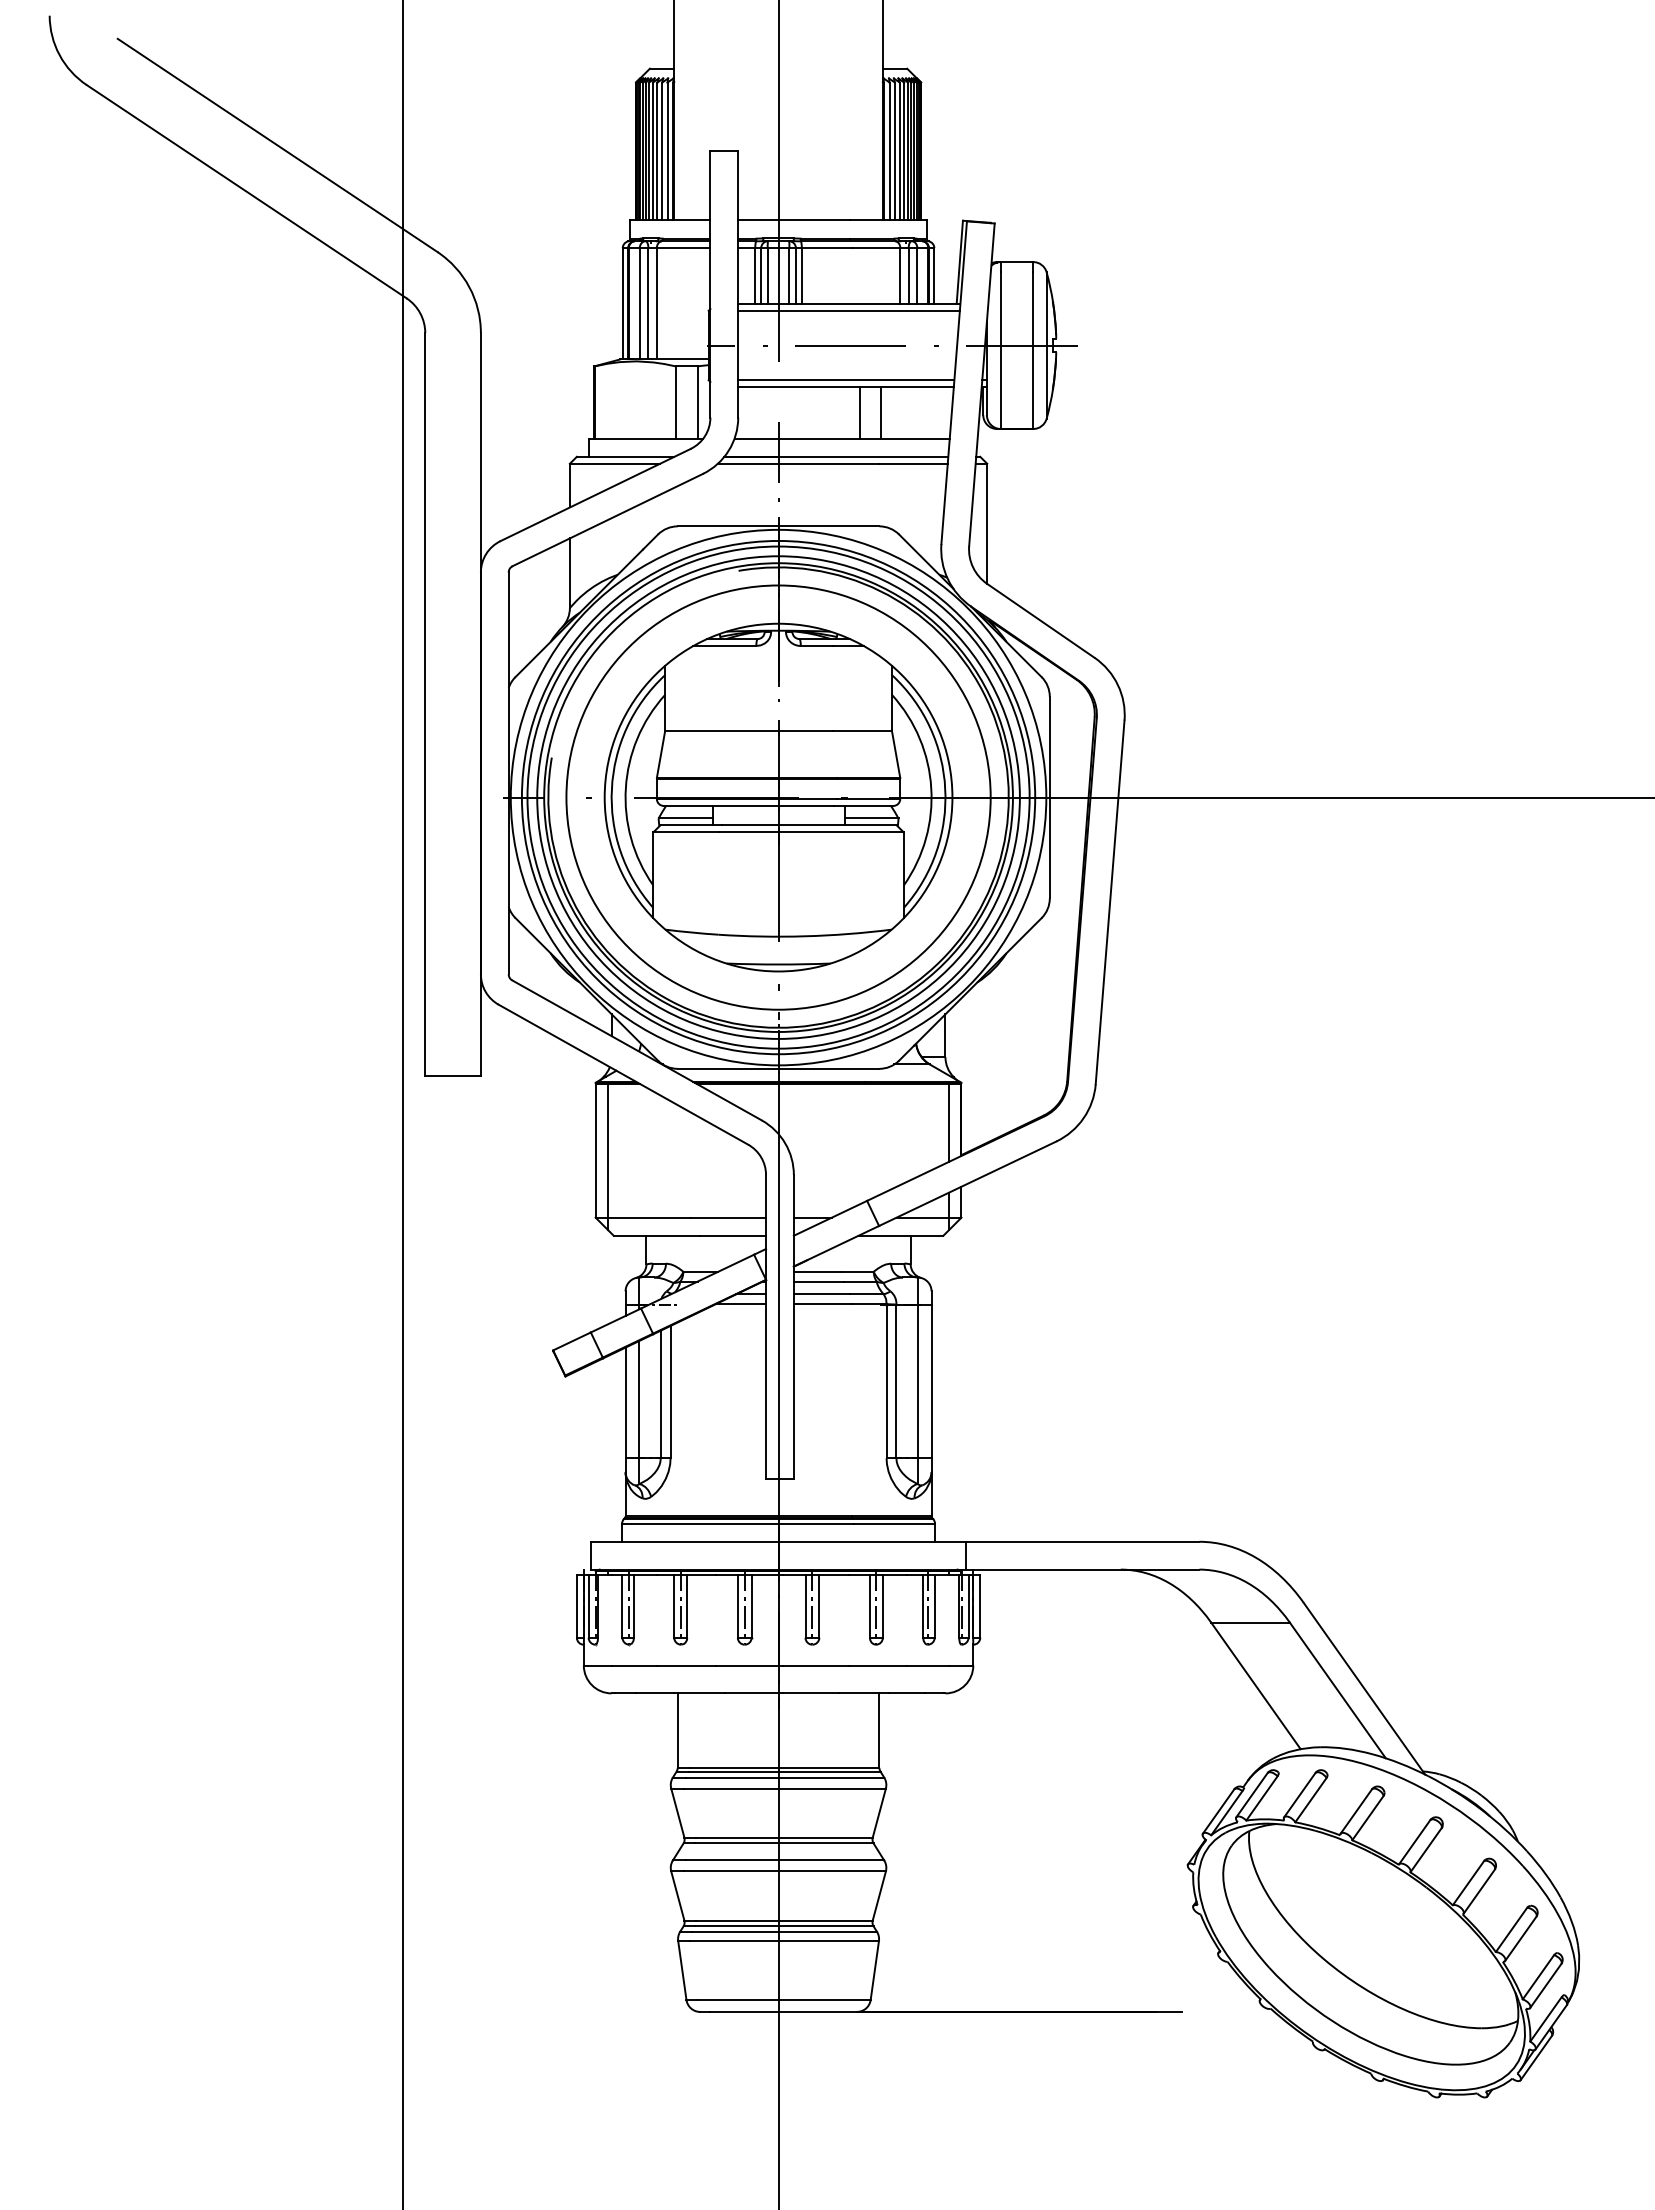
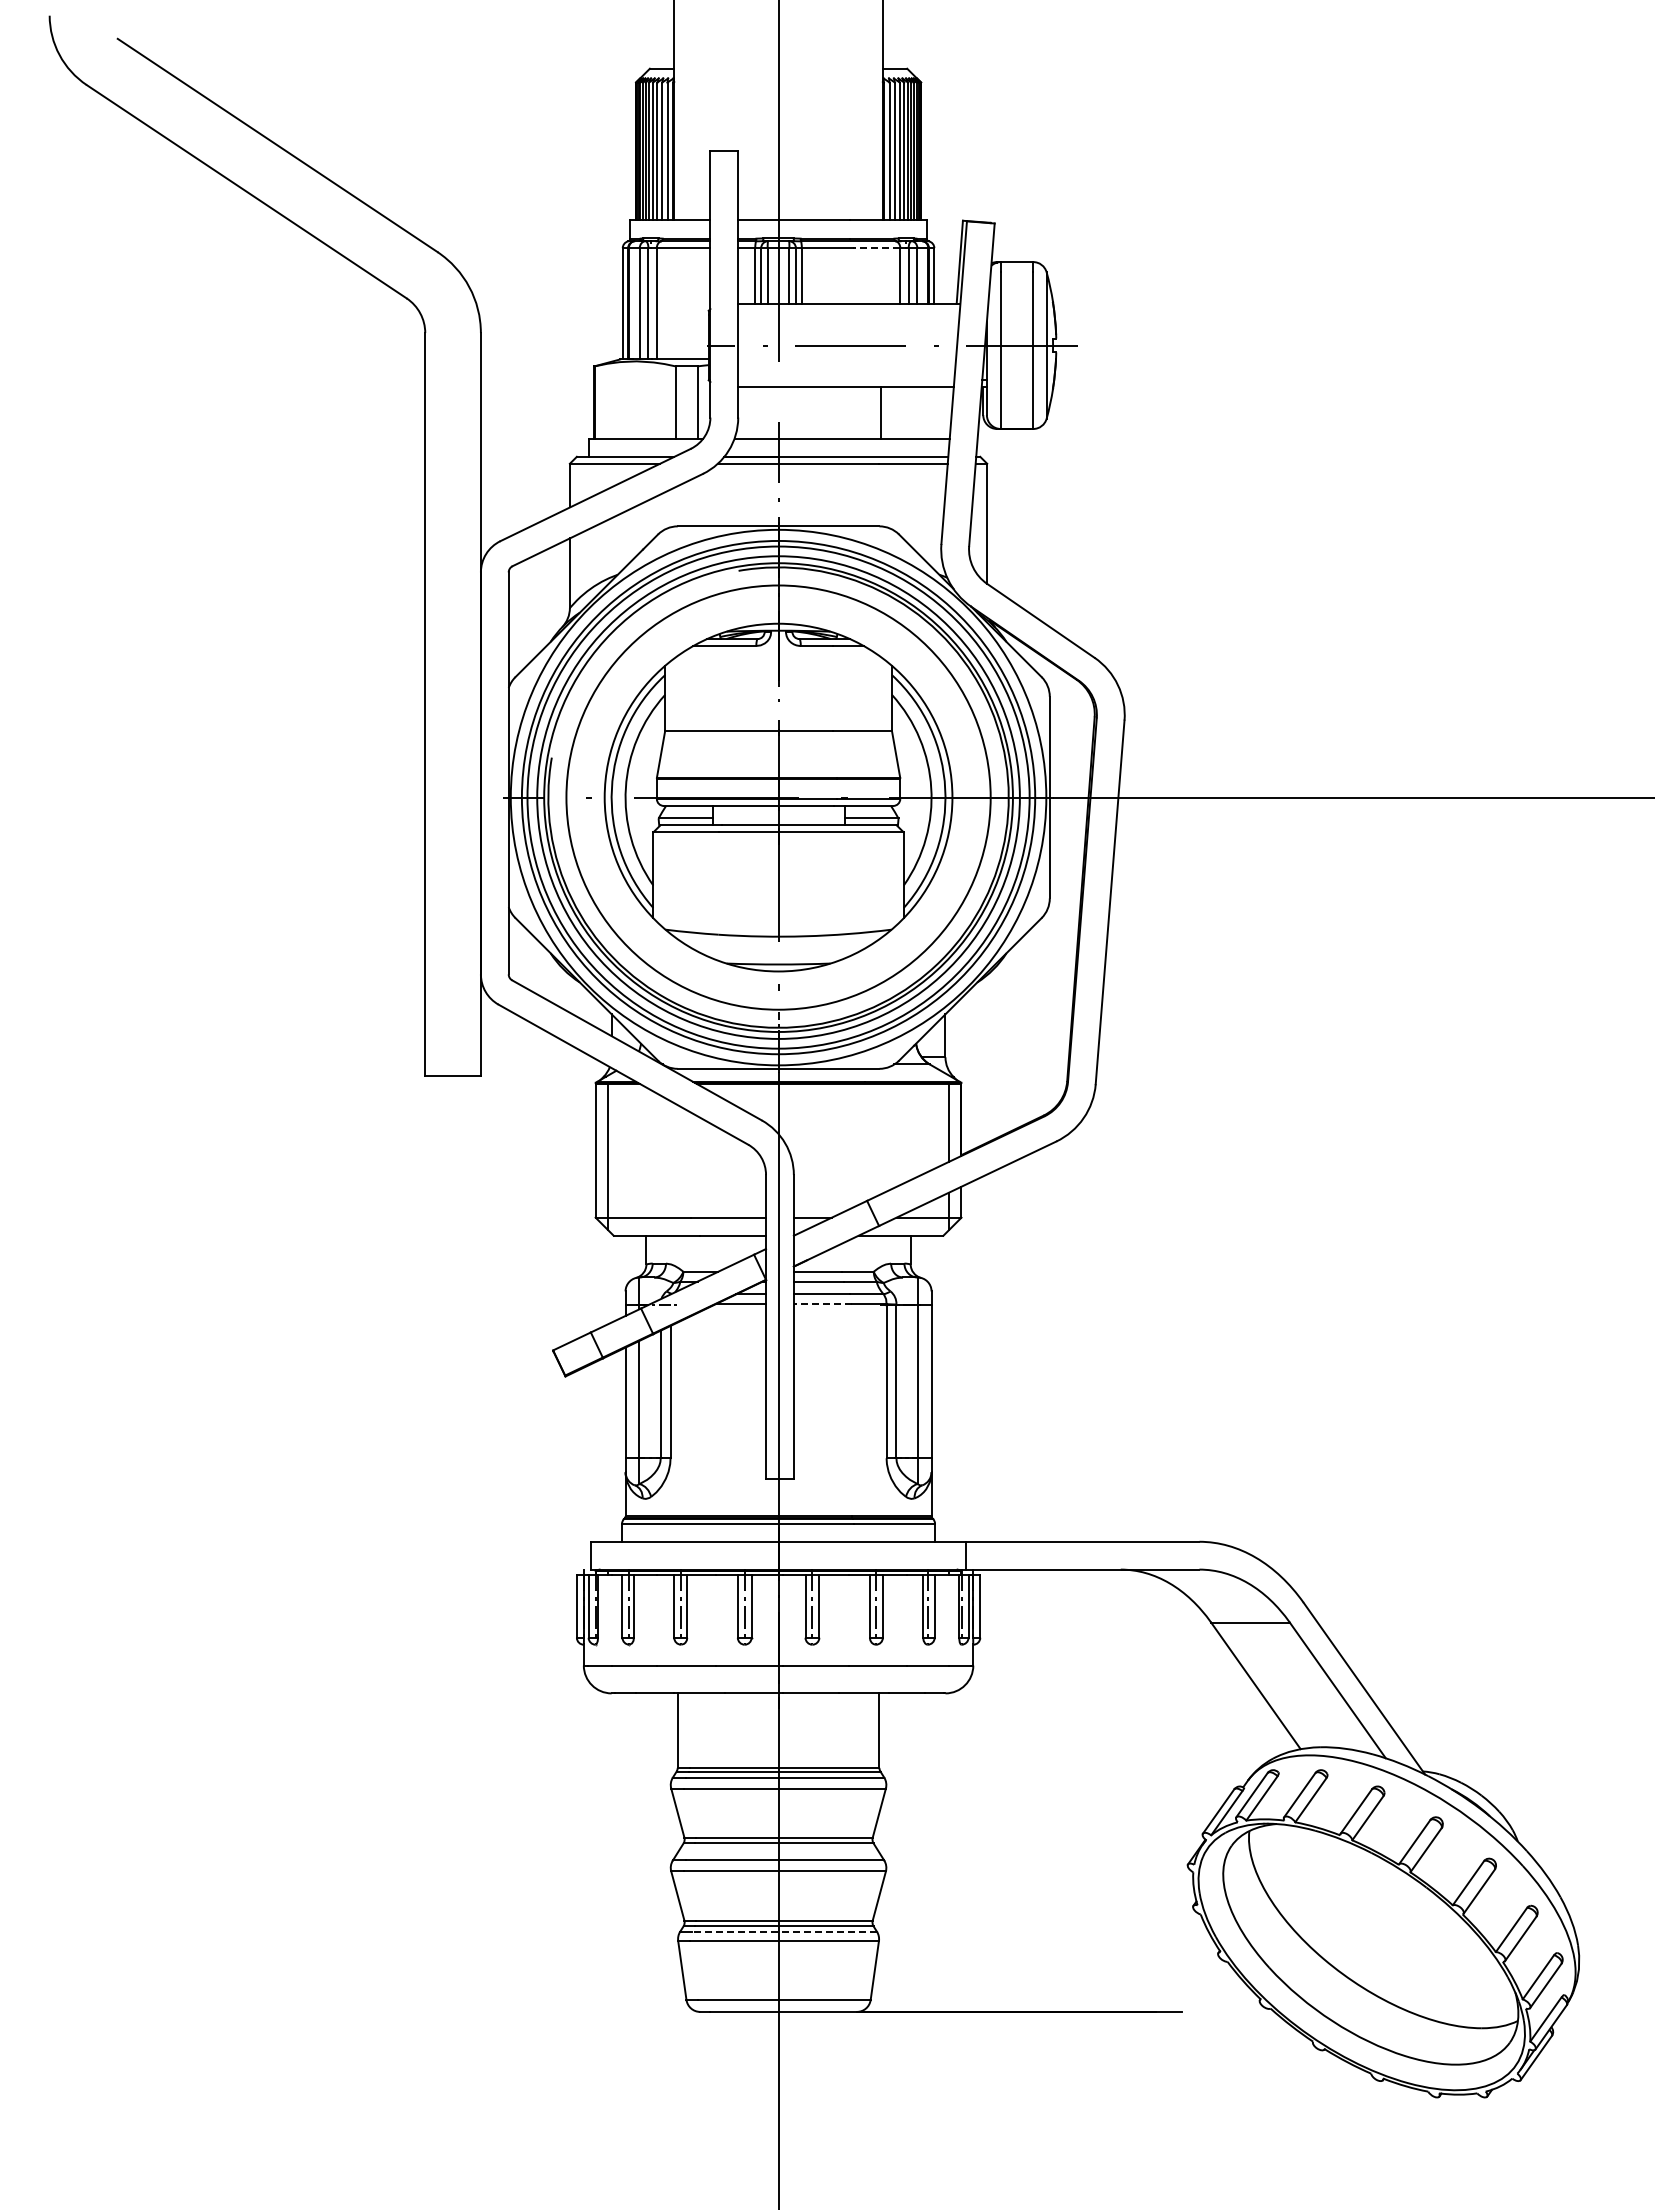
line: solid -> dashed (876, 248)
line: present -> none (848, 311)
line: present -> none (846, 379)
line: present -> none (859, 412)
line: present -> none (403, 1104)
line: solid -> dashed (822, 1304)
line: solid -> dashed (784, 1931)
